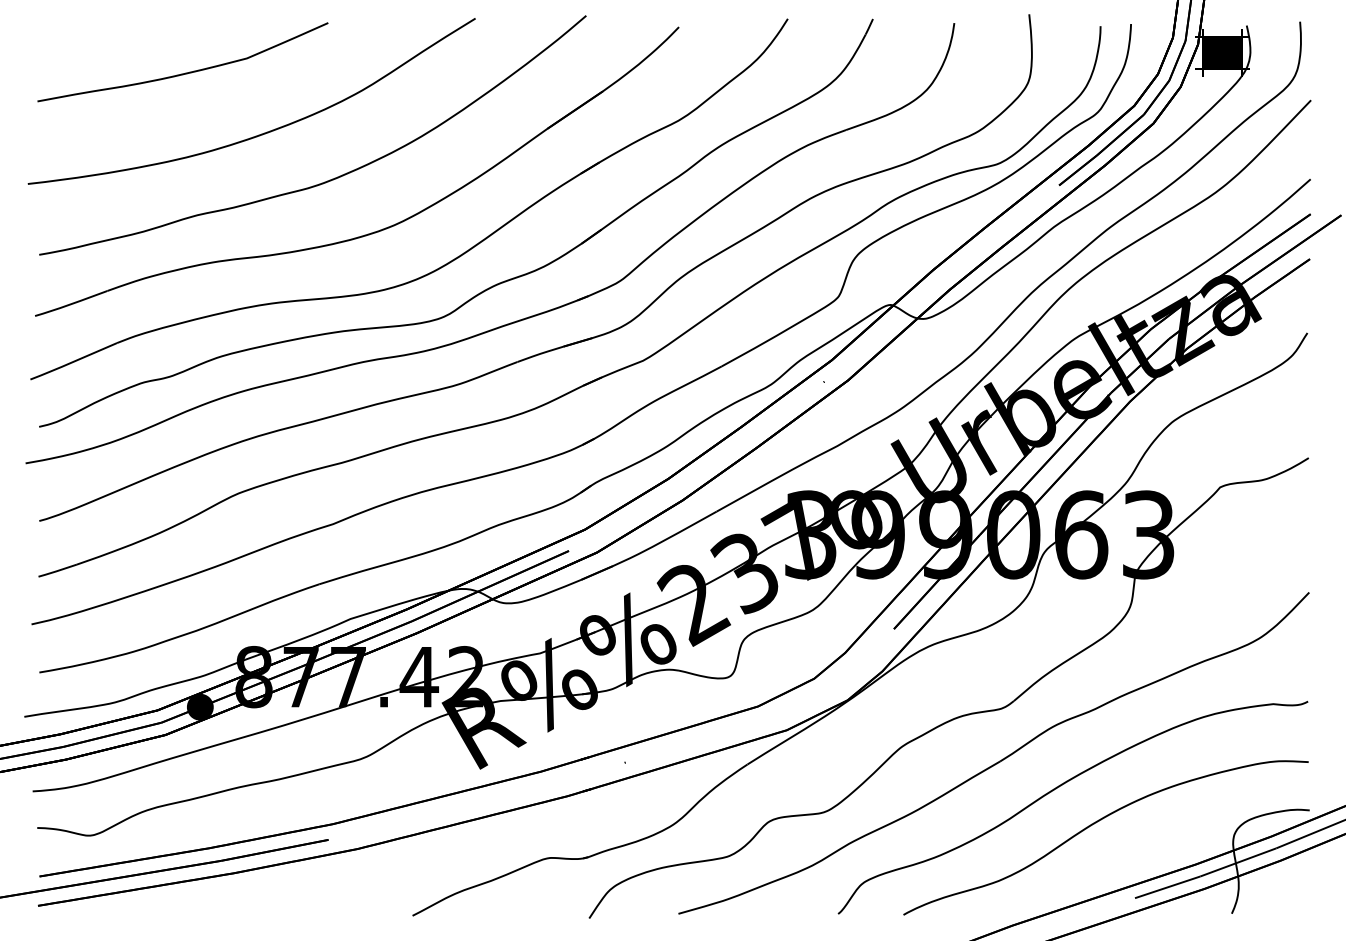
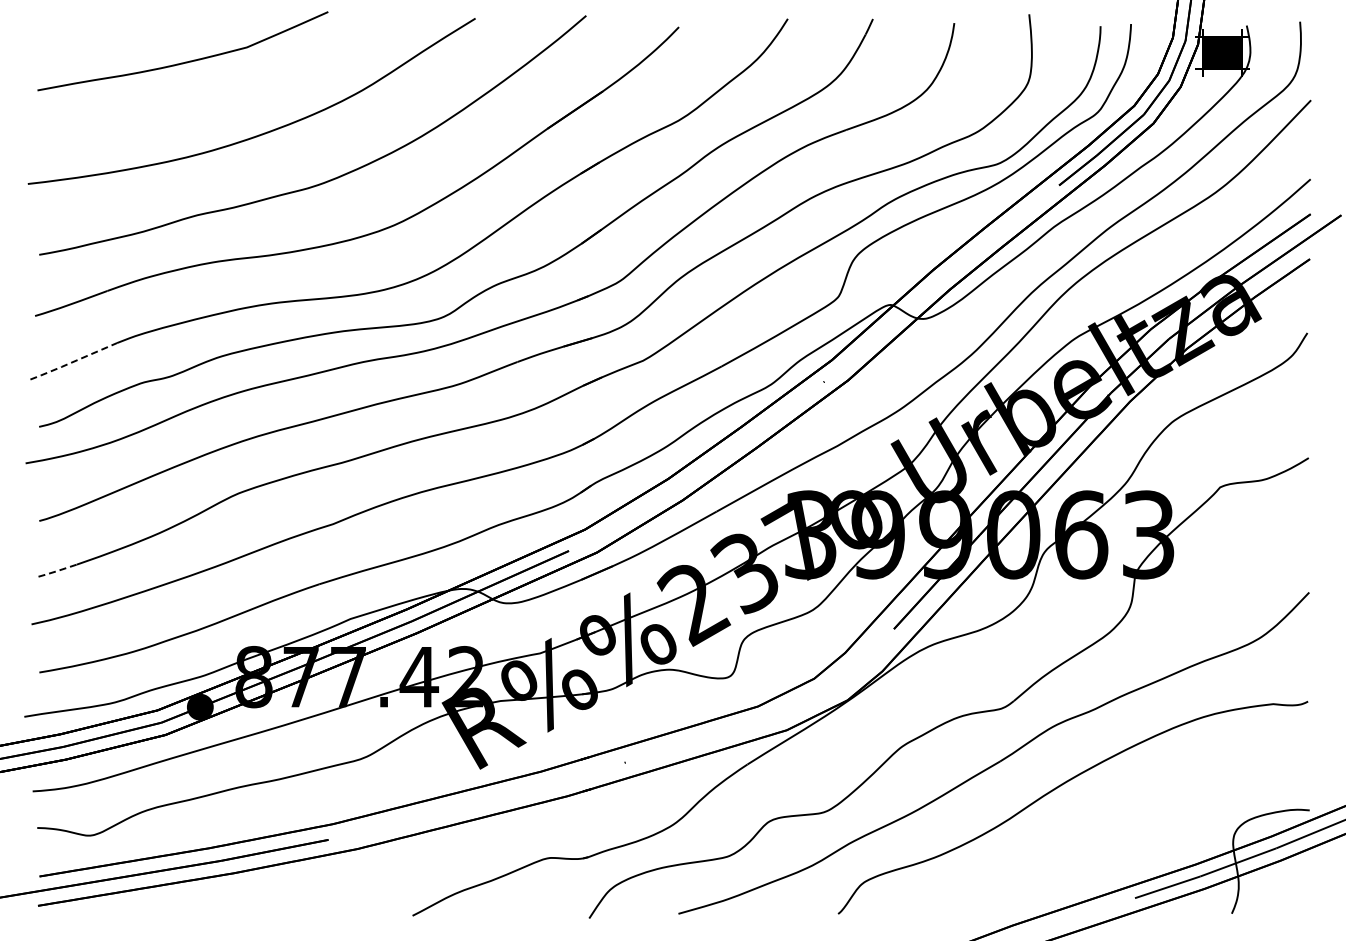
curve position: (185, 72) -> (185, 61) (185, 61)
line: solid -> dashed (72, 362)
line: solid -> dashed (56, 571)
curve: present -> none (1096, 823)
